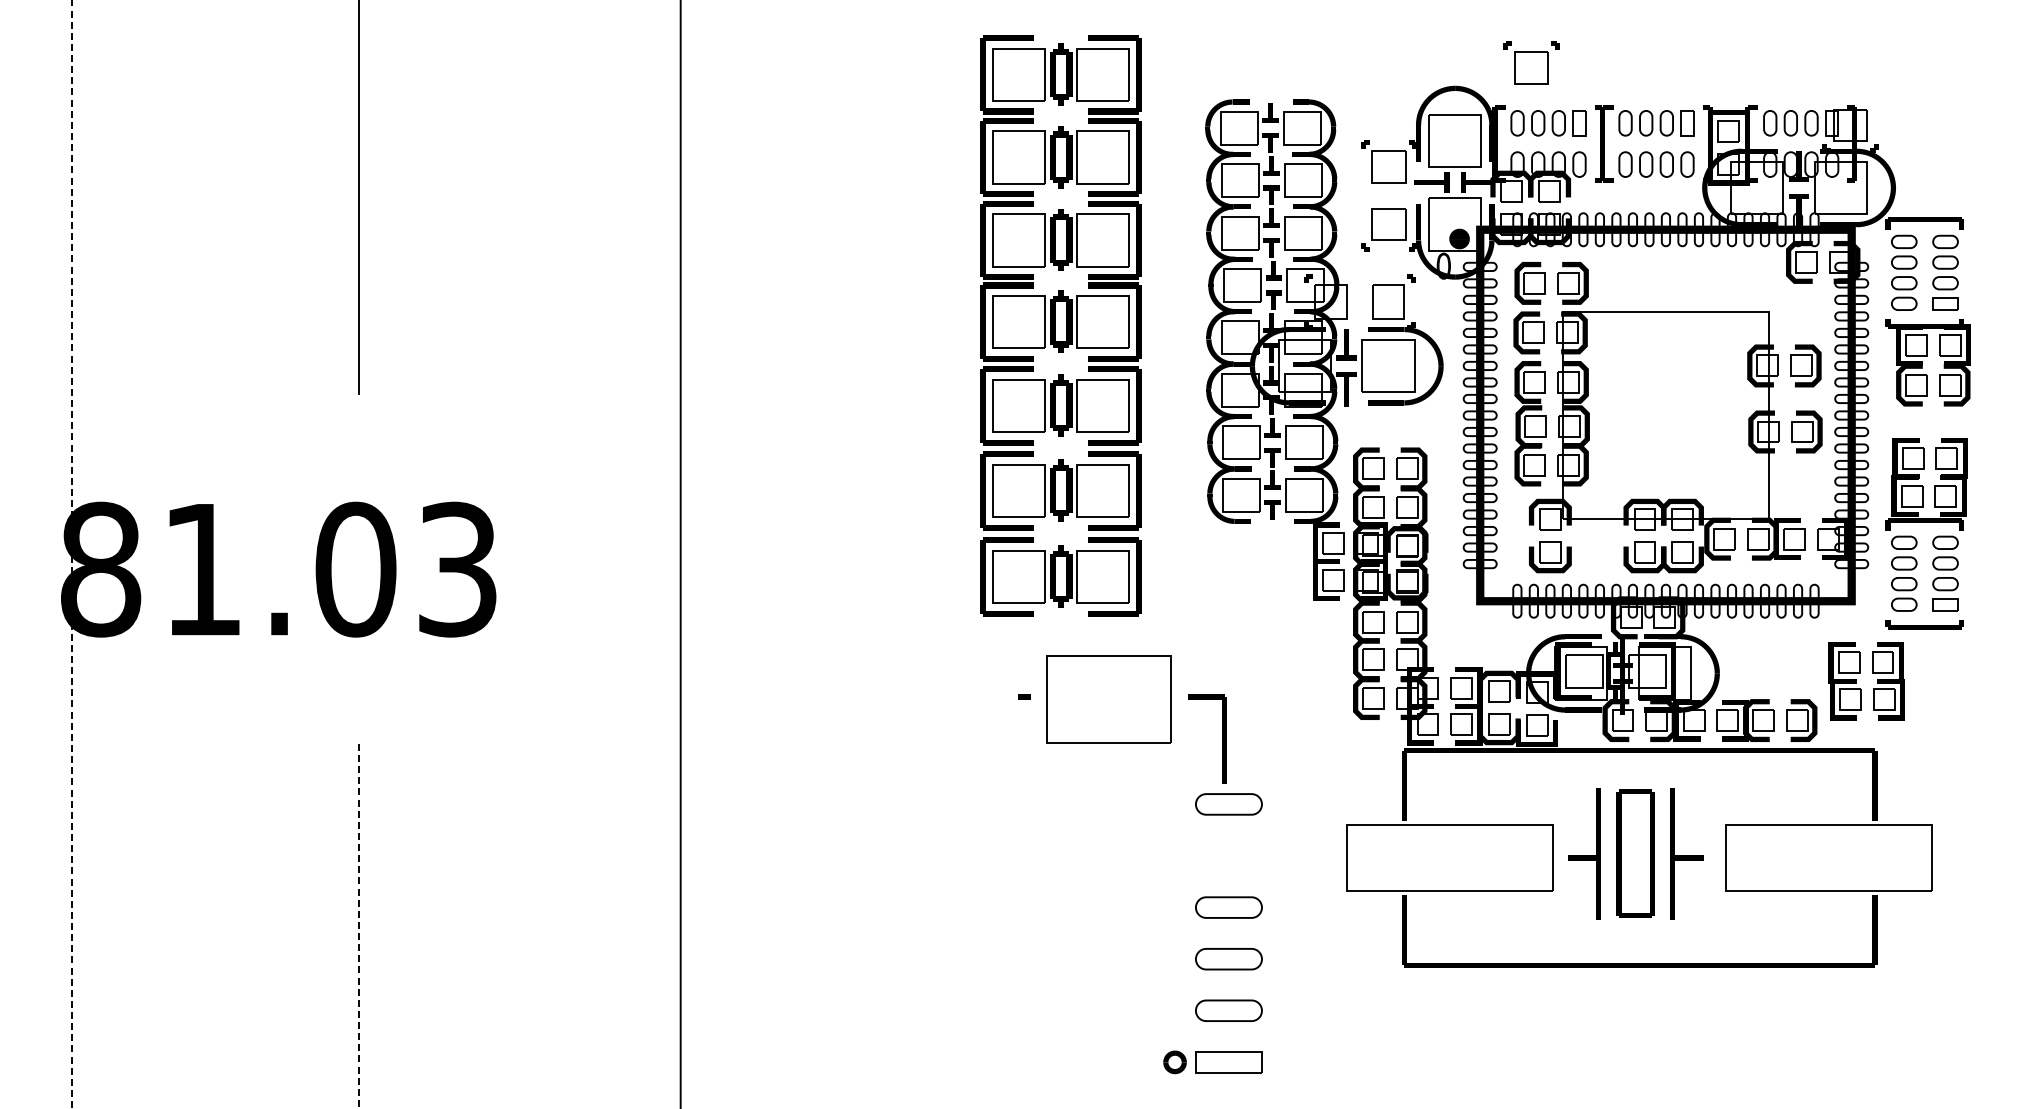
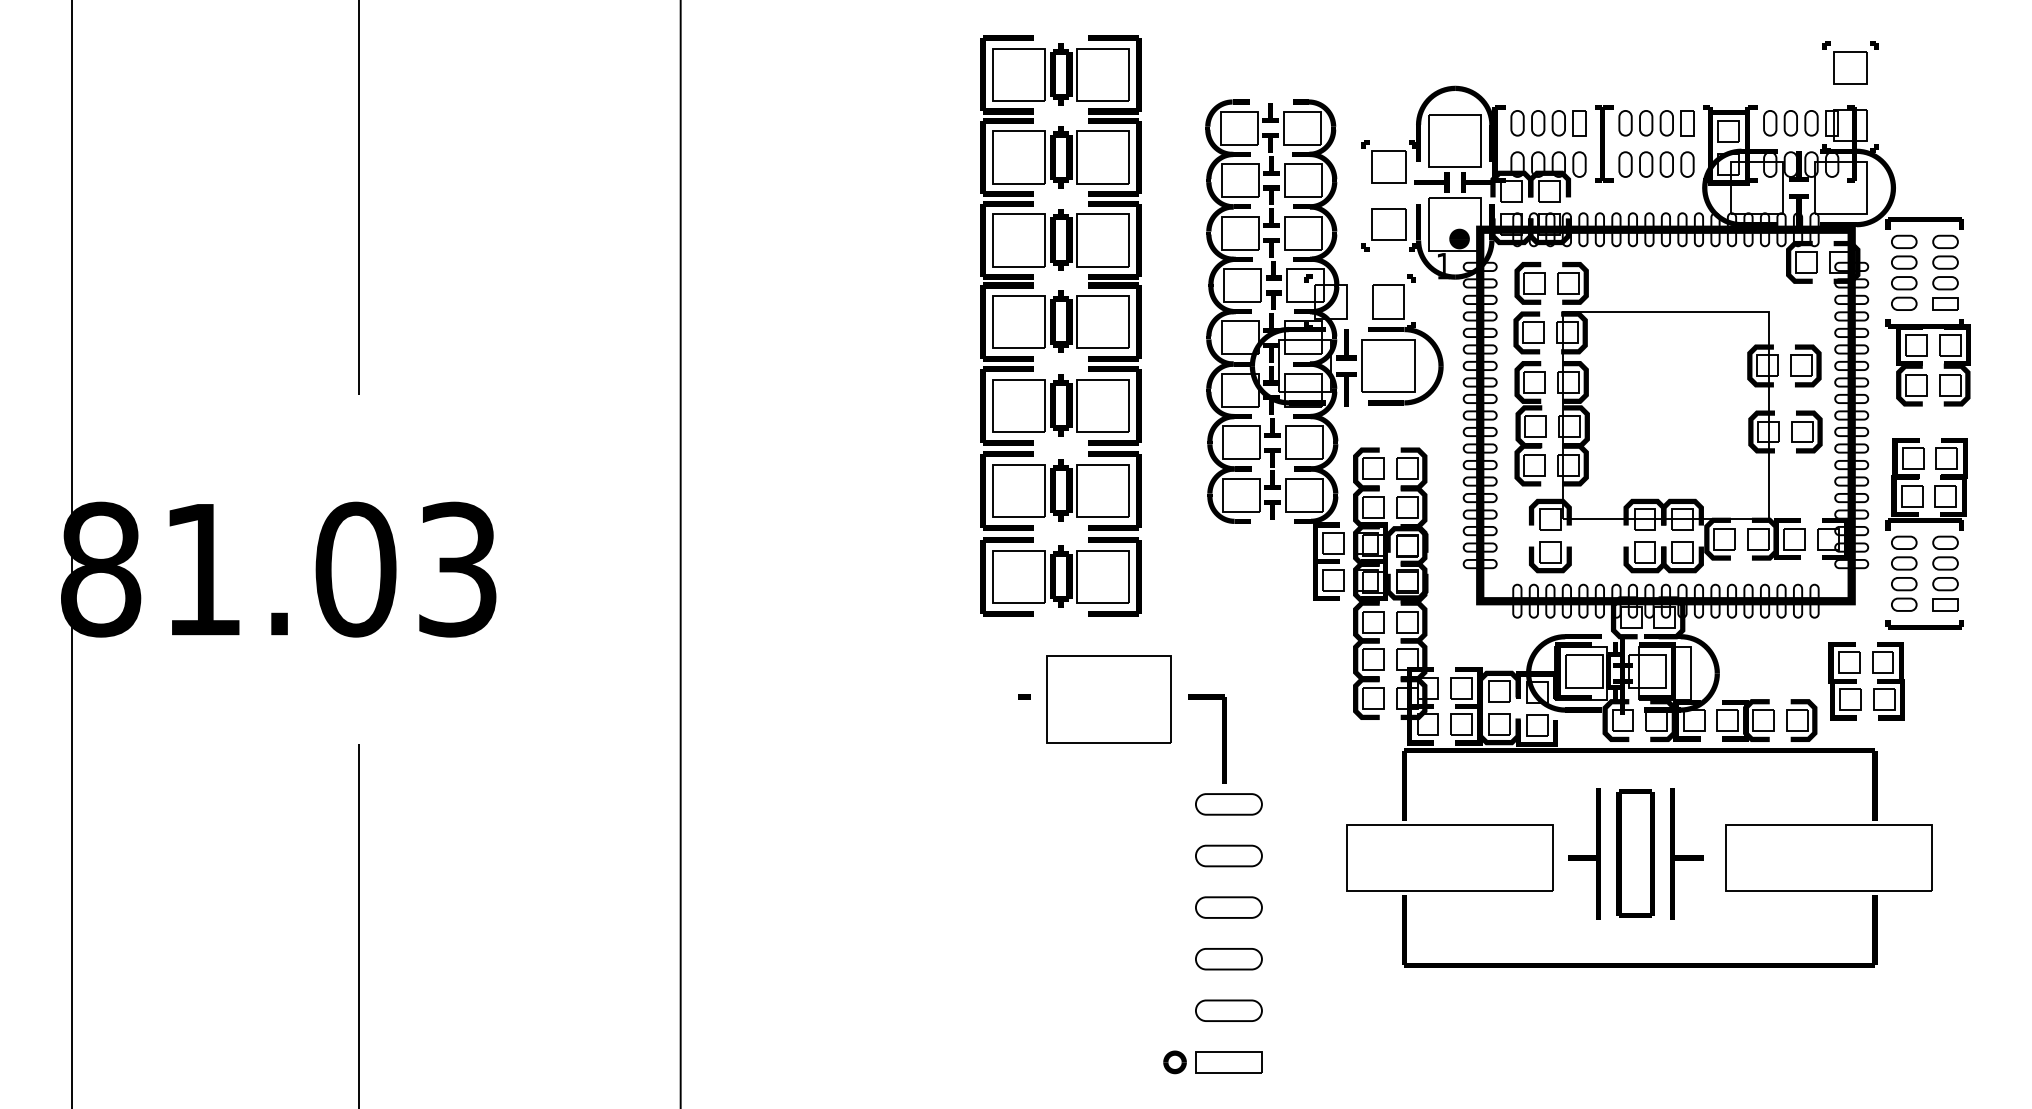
part position: (1531, 62) -> (1850, 62) (1850, 62)
text: 0 -> 1 (1443, 265)
line: dashed -> solid (71, 554)
part: none -> present (1228, 855)
line: dashed -> solid (358, 926)
